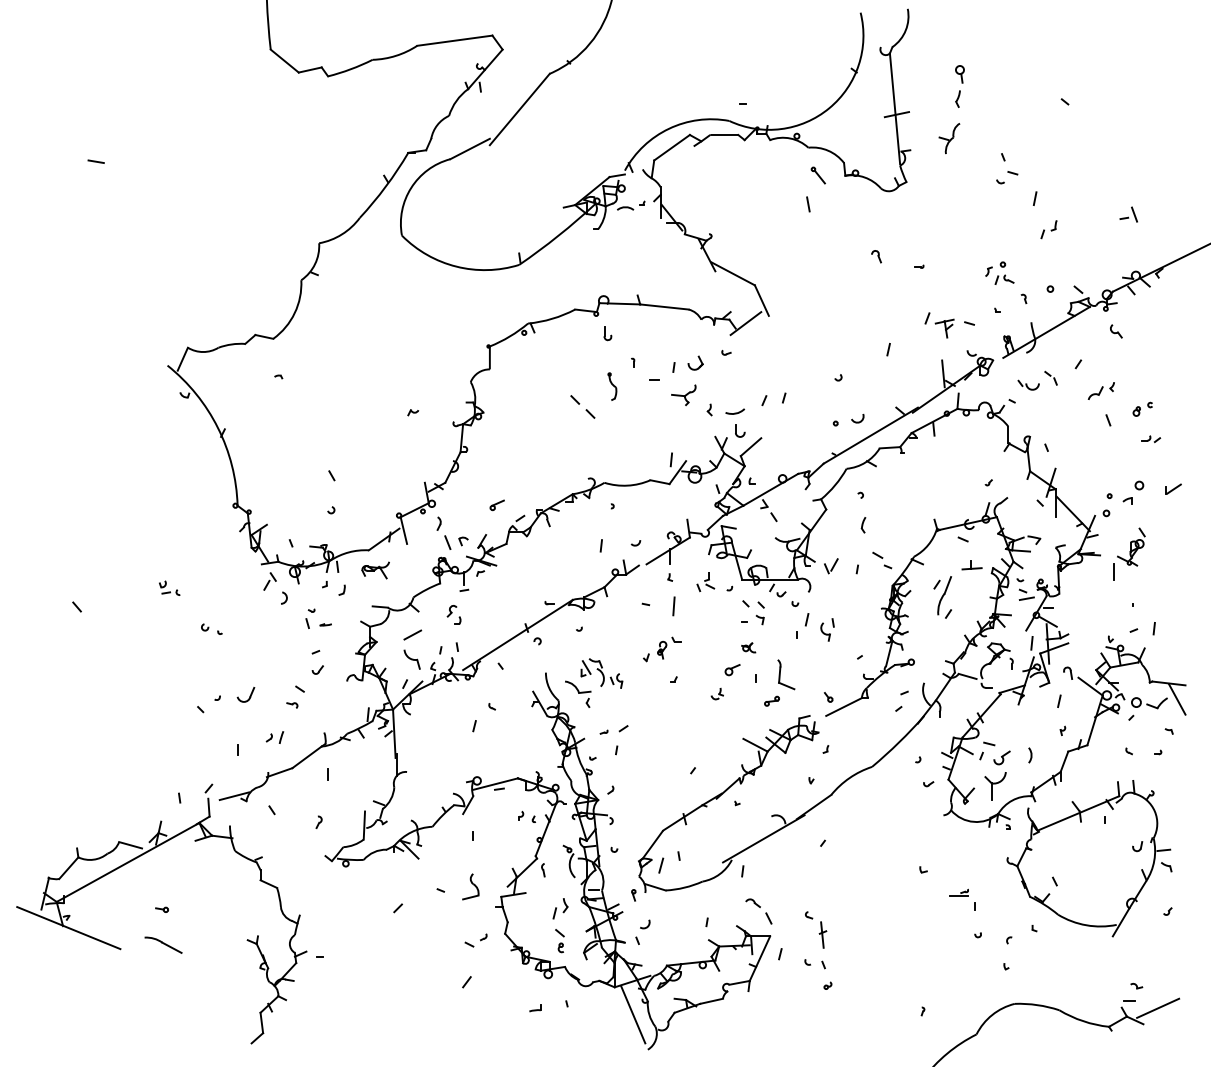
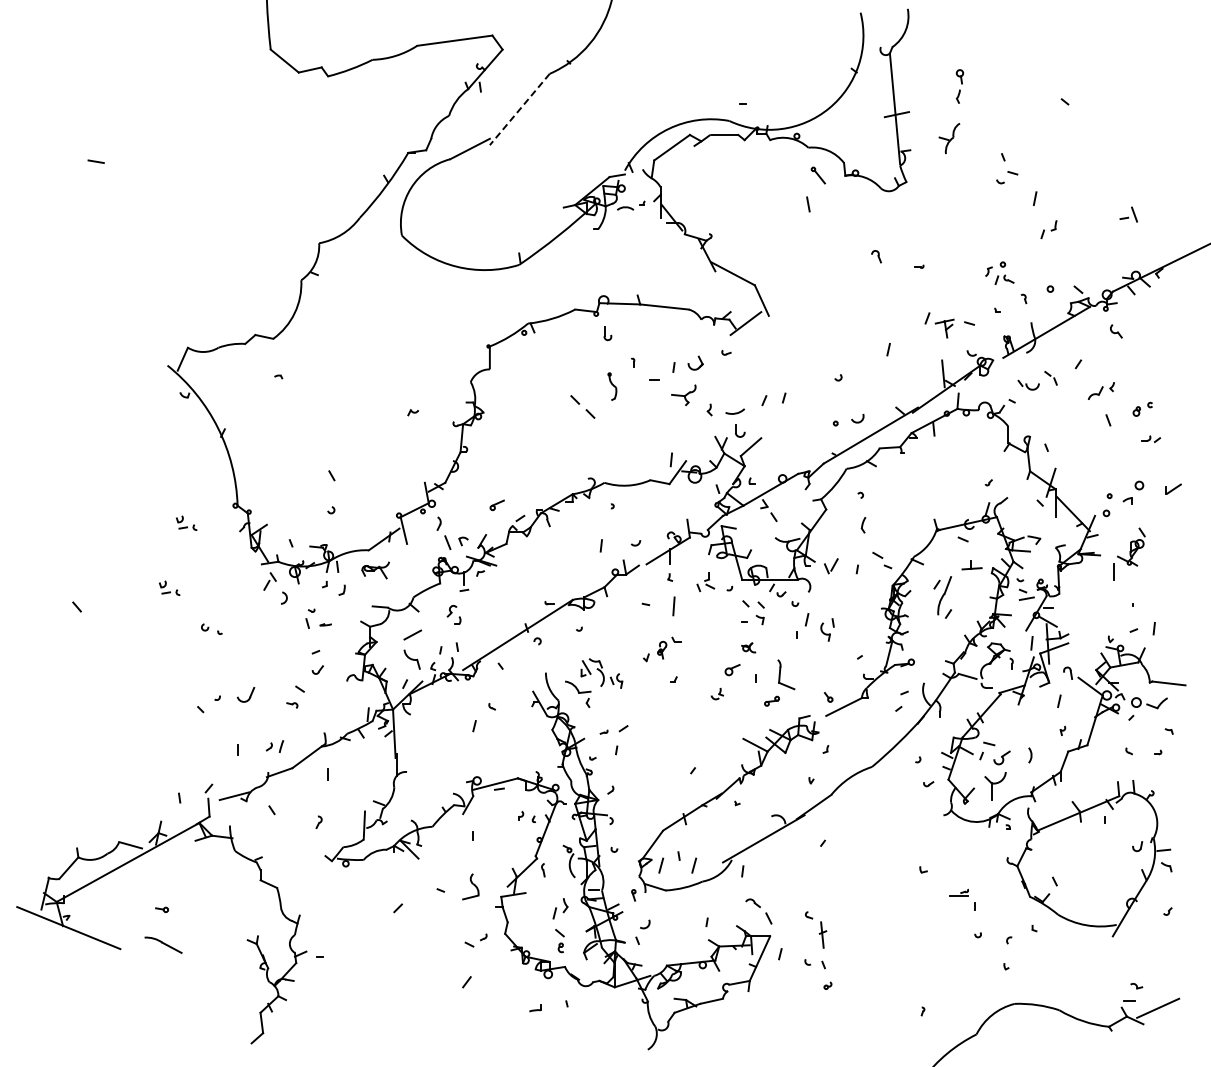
part size: 10x43 px -> 10x35 px (959, 86)
line: solid -> dashed (519, 109)
part: none -> present (186, 522)
line: present -> none (1176, 699)
part position: (274, 737) -> (274, 746) (274, 746)
line: none -> present (694, 865)
line: present -> none (633, 1014)
